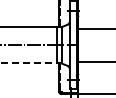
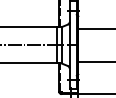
line: dashed -> solid (28, 63)
